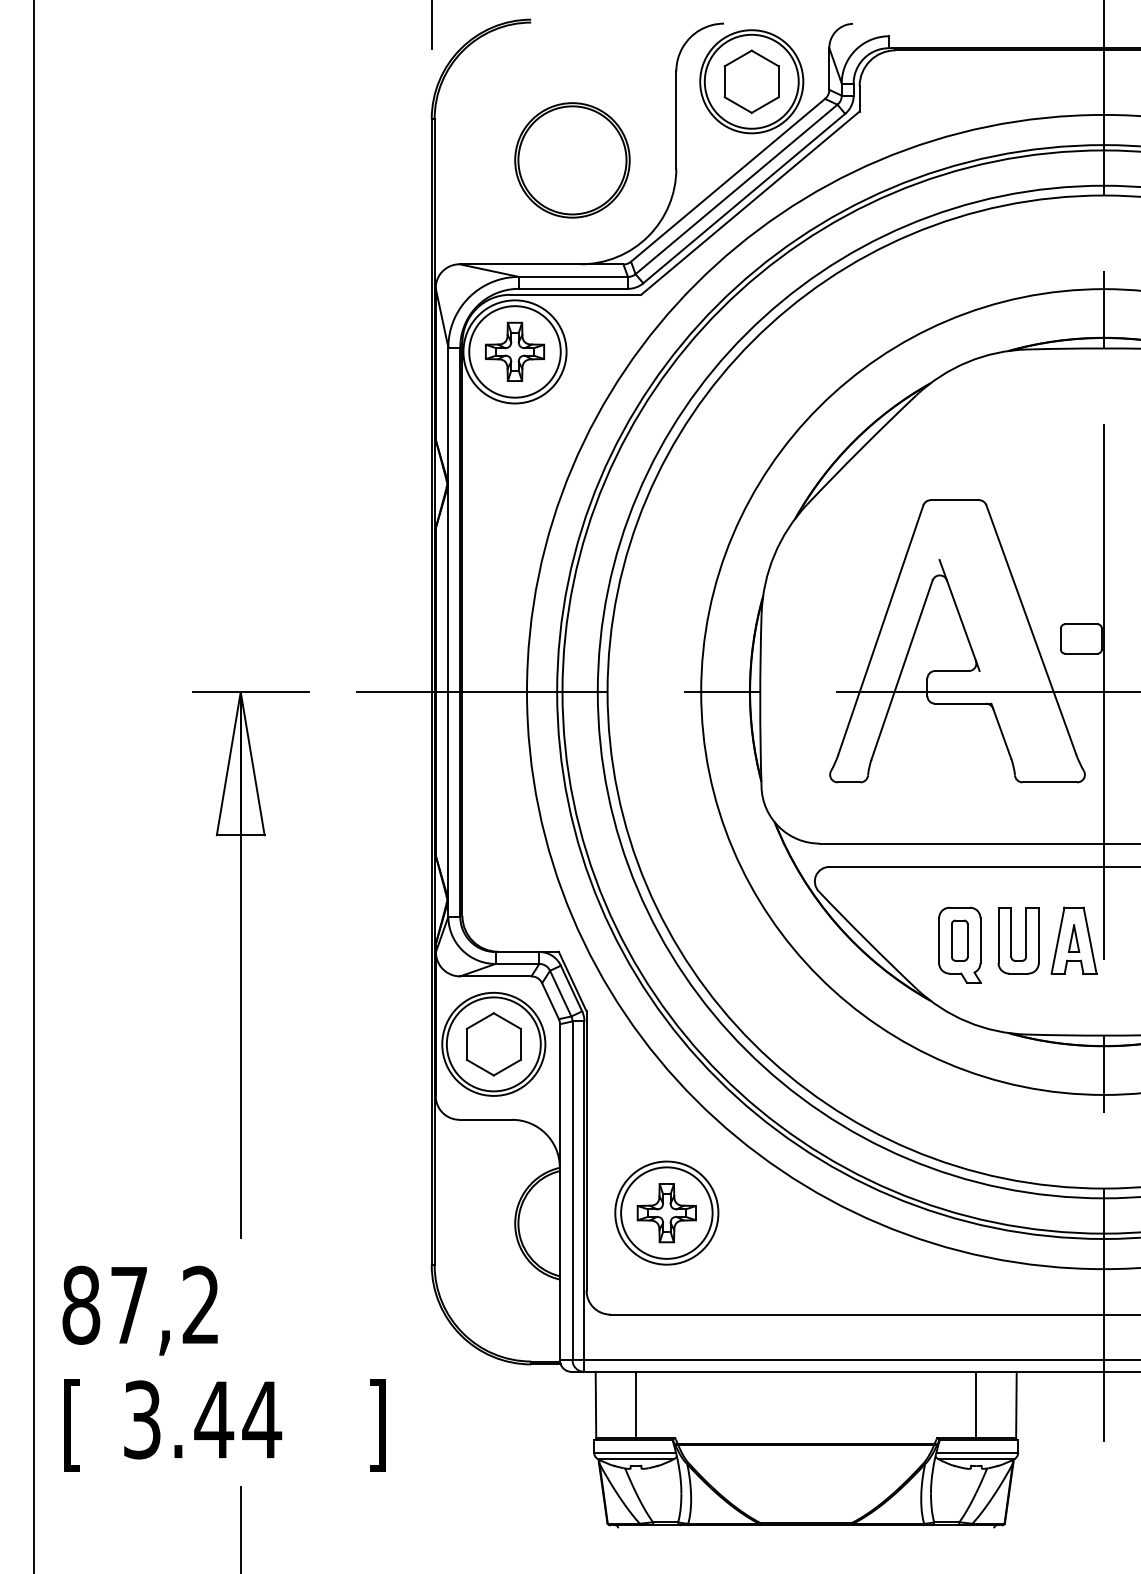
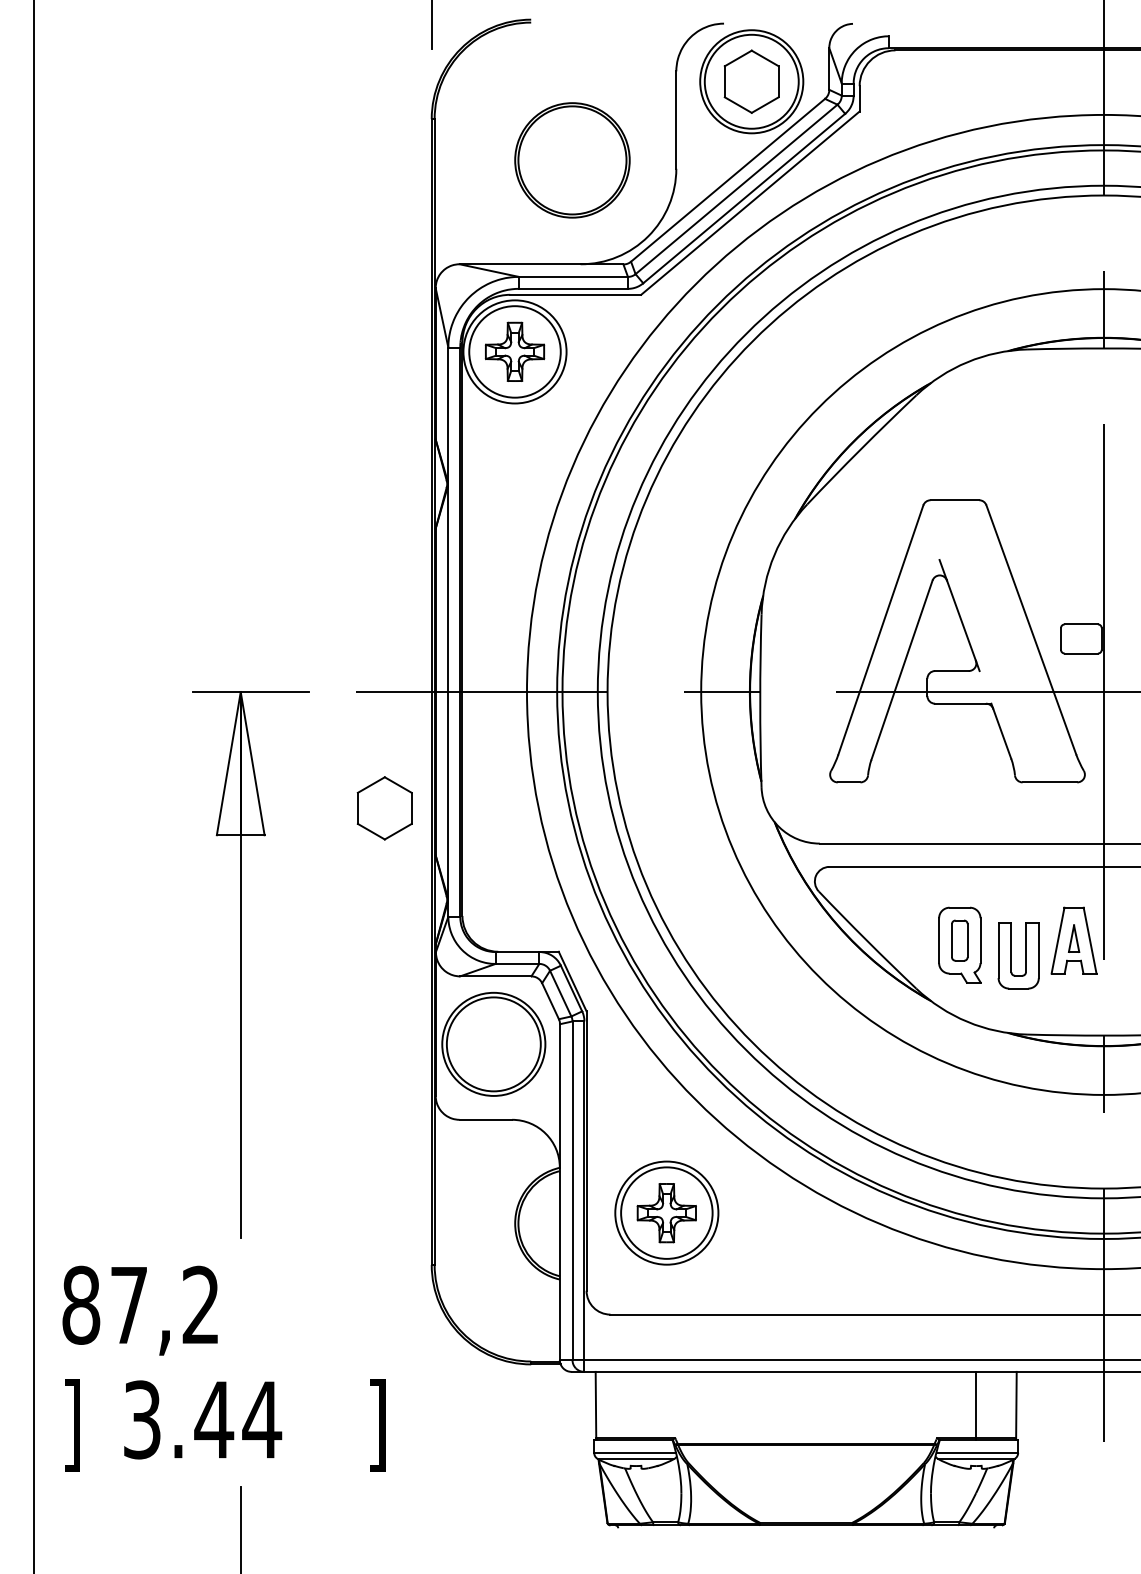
part position: (1011, 940) -> (1011, 955) (1011, 955)
part position: (493, 1044) -> (384, 808) (384, 808)
line: present -> none (636, 1405)
text: [ -> ] (71, 1425)
